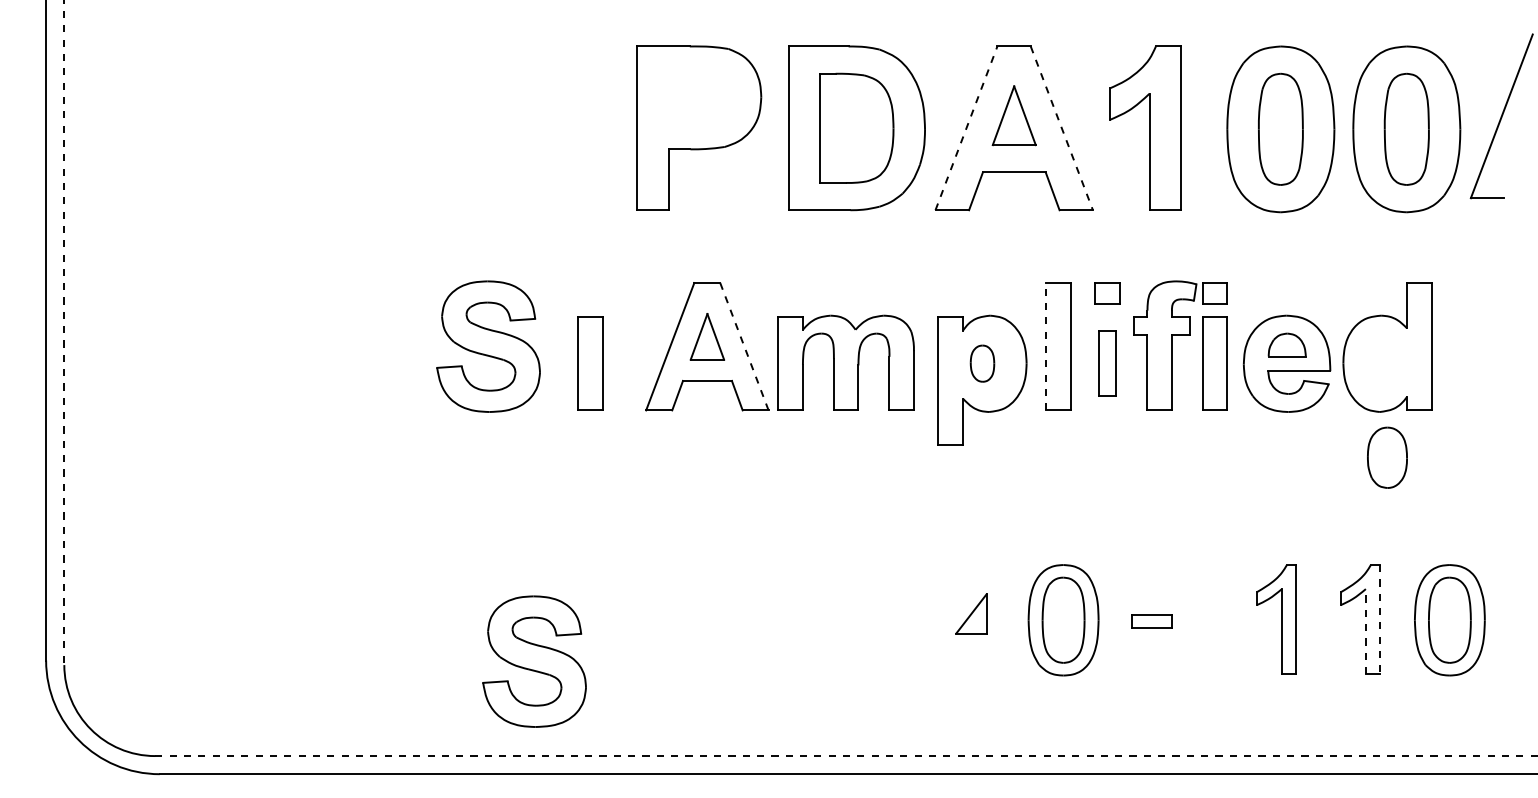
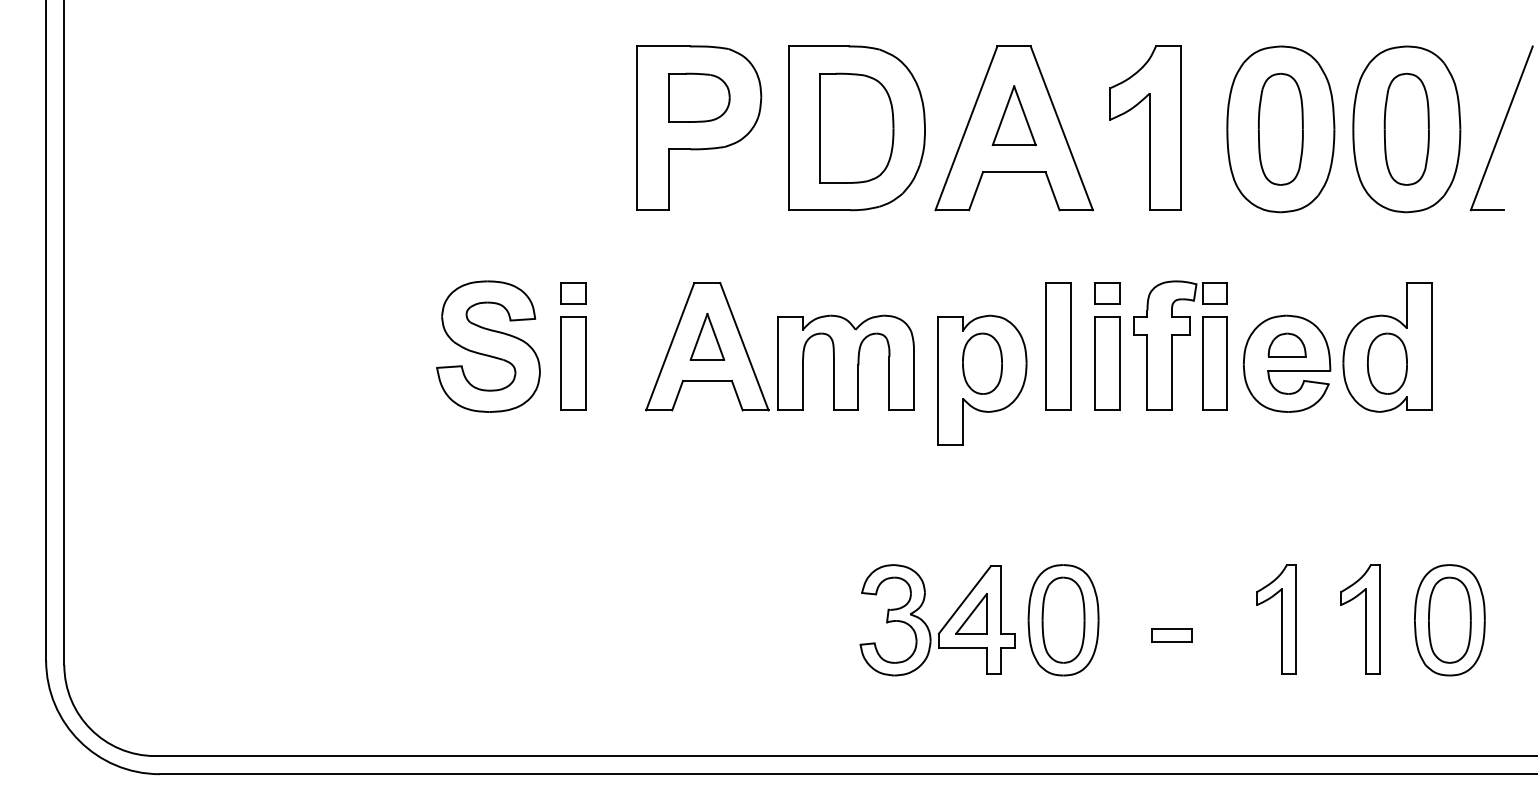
part: none -> present (699, 97)
part position: (1501, 116) -> (1501, 128) (1501, 128)
line: dashed -> solid (966, 128)
line: dashed -> solid (1061, 128)
part: none -> present (573, 293)
line: dashed -> solid (64, 333)
line: dashed -> solid (1046, 346)
line: dashed -> solid (744, 347)
part position: (590, 363) -> (573, 363) (573, 363)
part size: 27x39 px -> 41x63 px (982, 363)
part size: 19x67 px -> 27x95 px (1107, 363)
part position: (1387, 457) -> (1387, 363) (1387, 363)
line: dashed -> solid (1379, 619)
part position: (1151, 621) -> (1171, 635) (1171, 635)
part: none -> present (944, 624)
line: dashed -> solid (1365, 631)
part: present -> none (534, 661)
line: dashed -> solid (846, 756)
